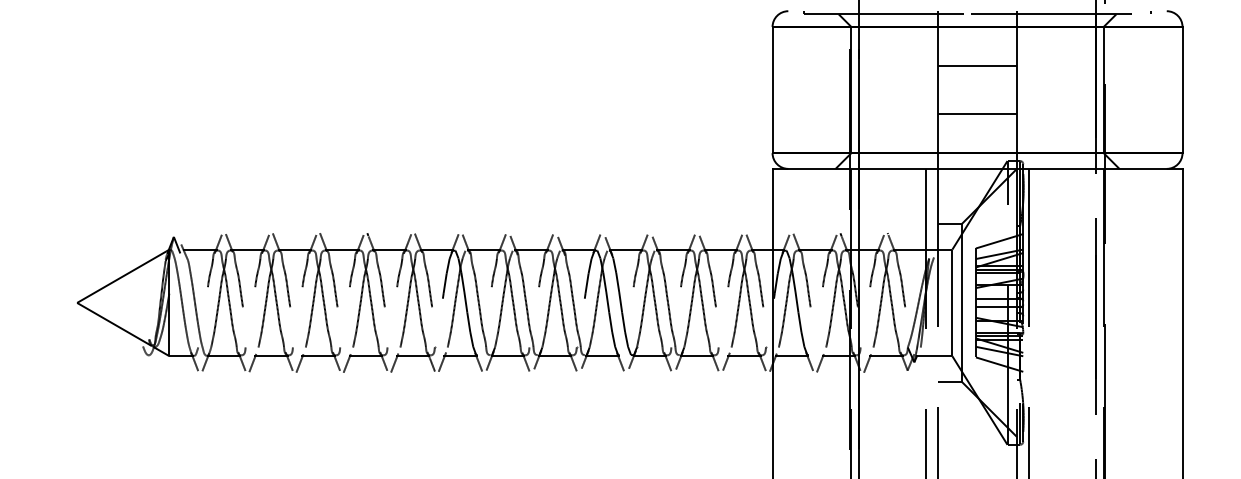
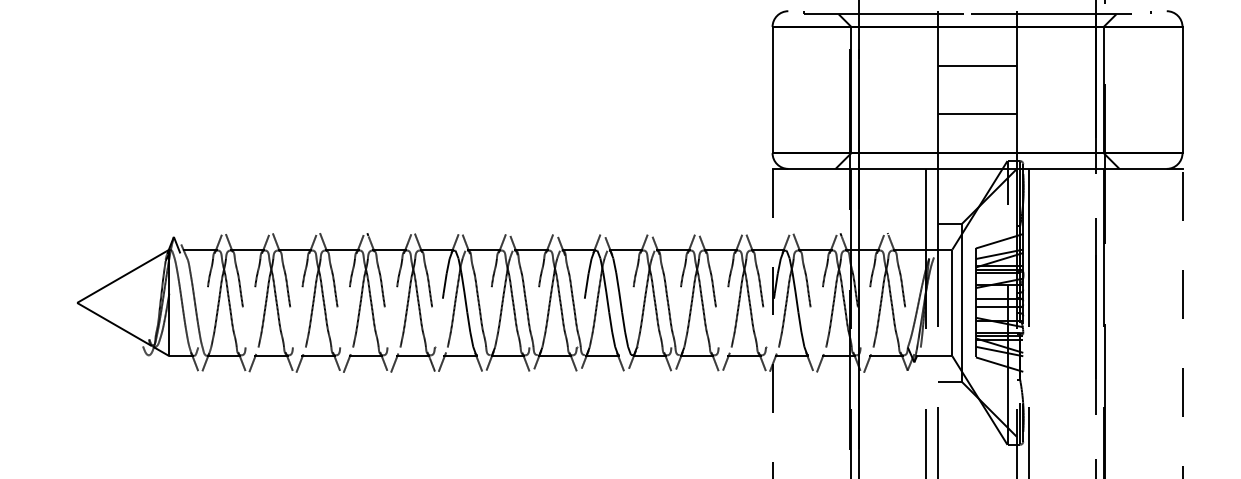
line: solid -> dashed (772, 323)
line: solid -> dashed (1182, 323)
